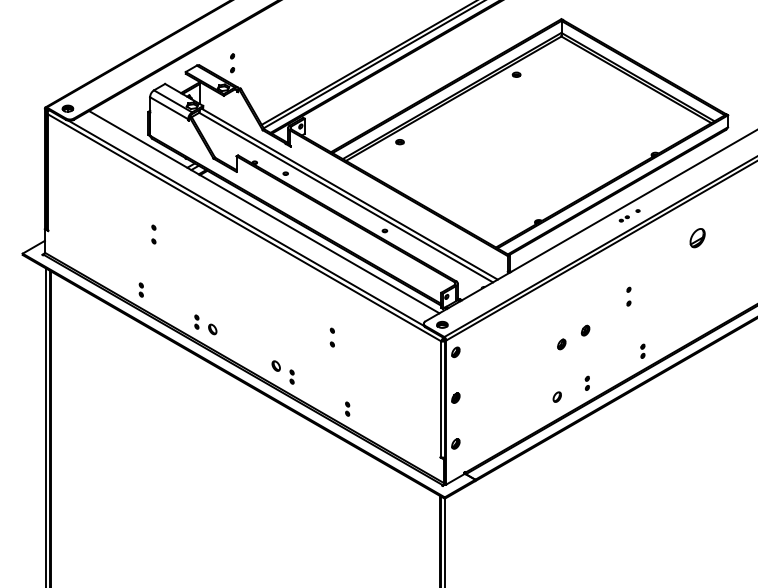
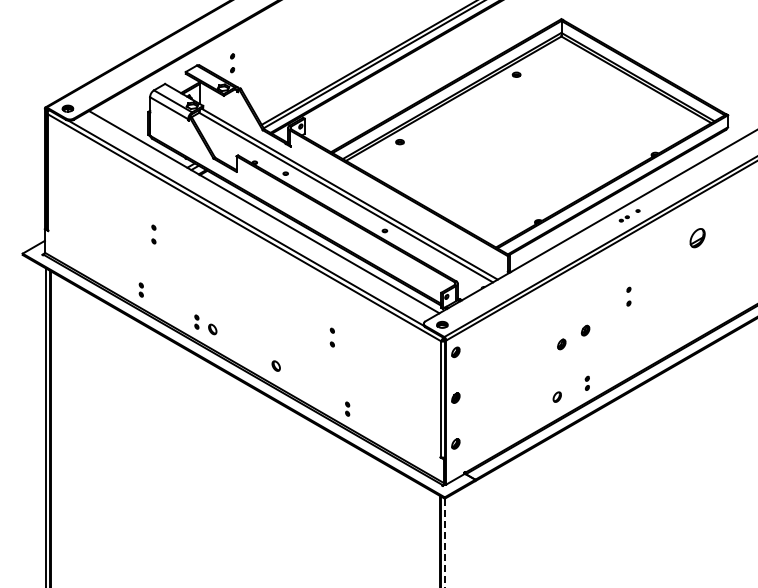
part: present -> none (642, 350)
part: present -> none (291, 376)
line: solid -> dashed (445, 543)
